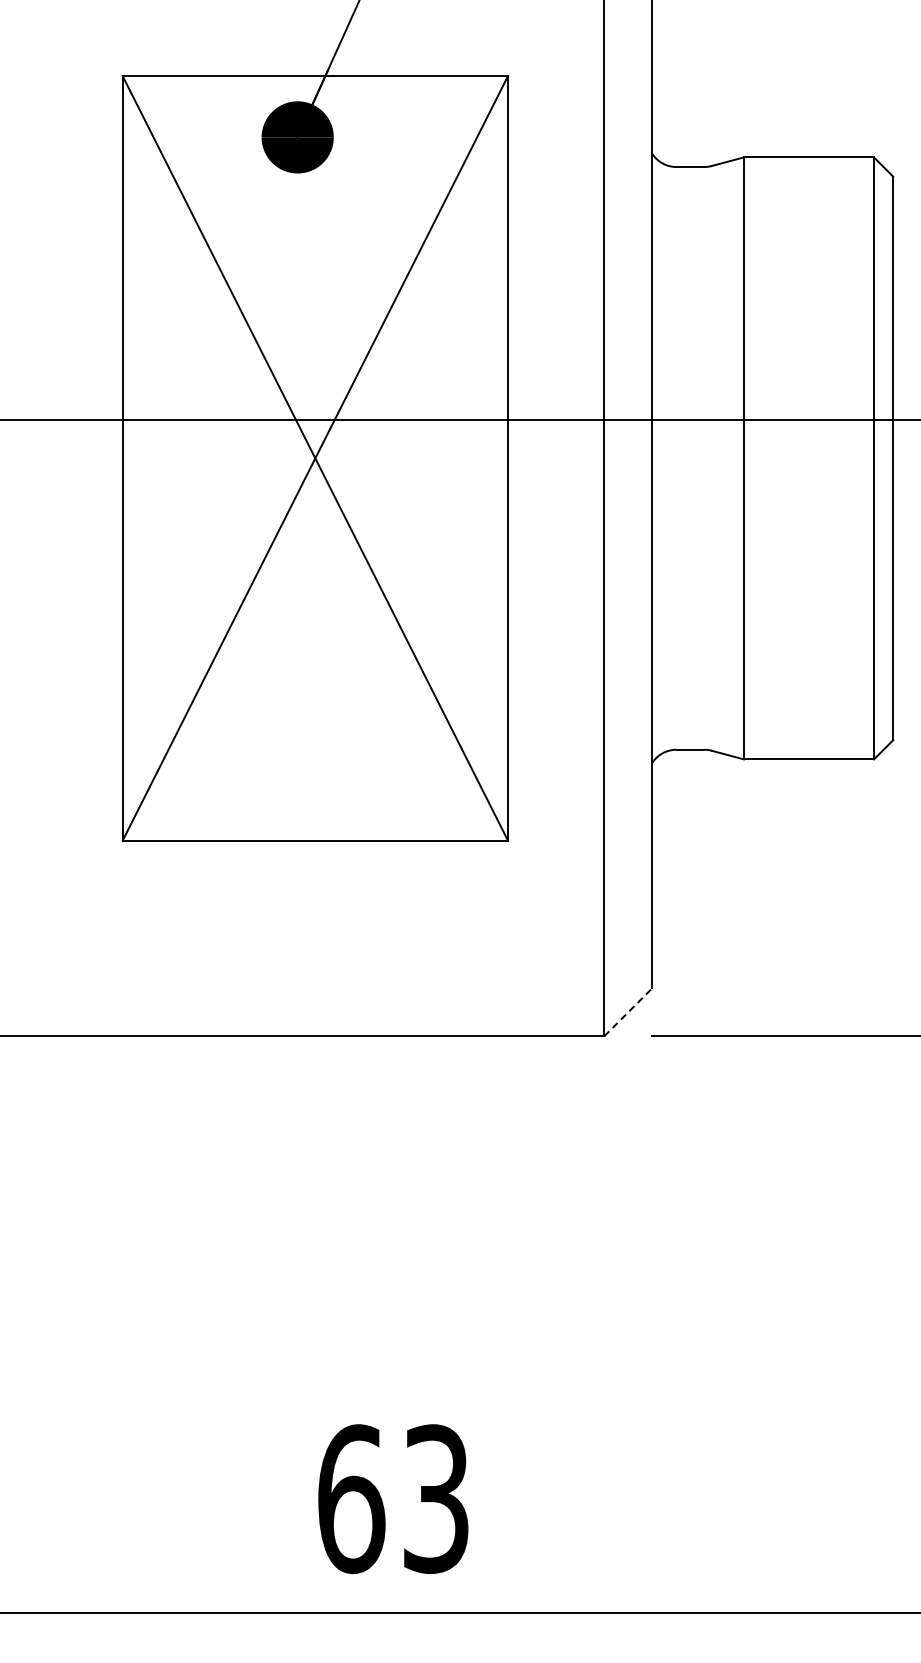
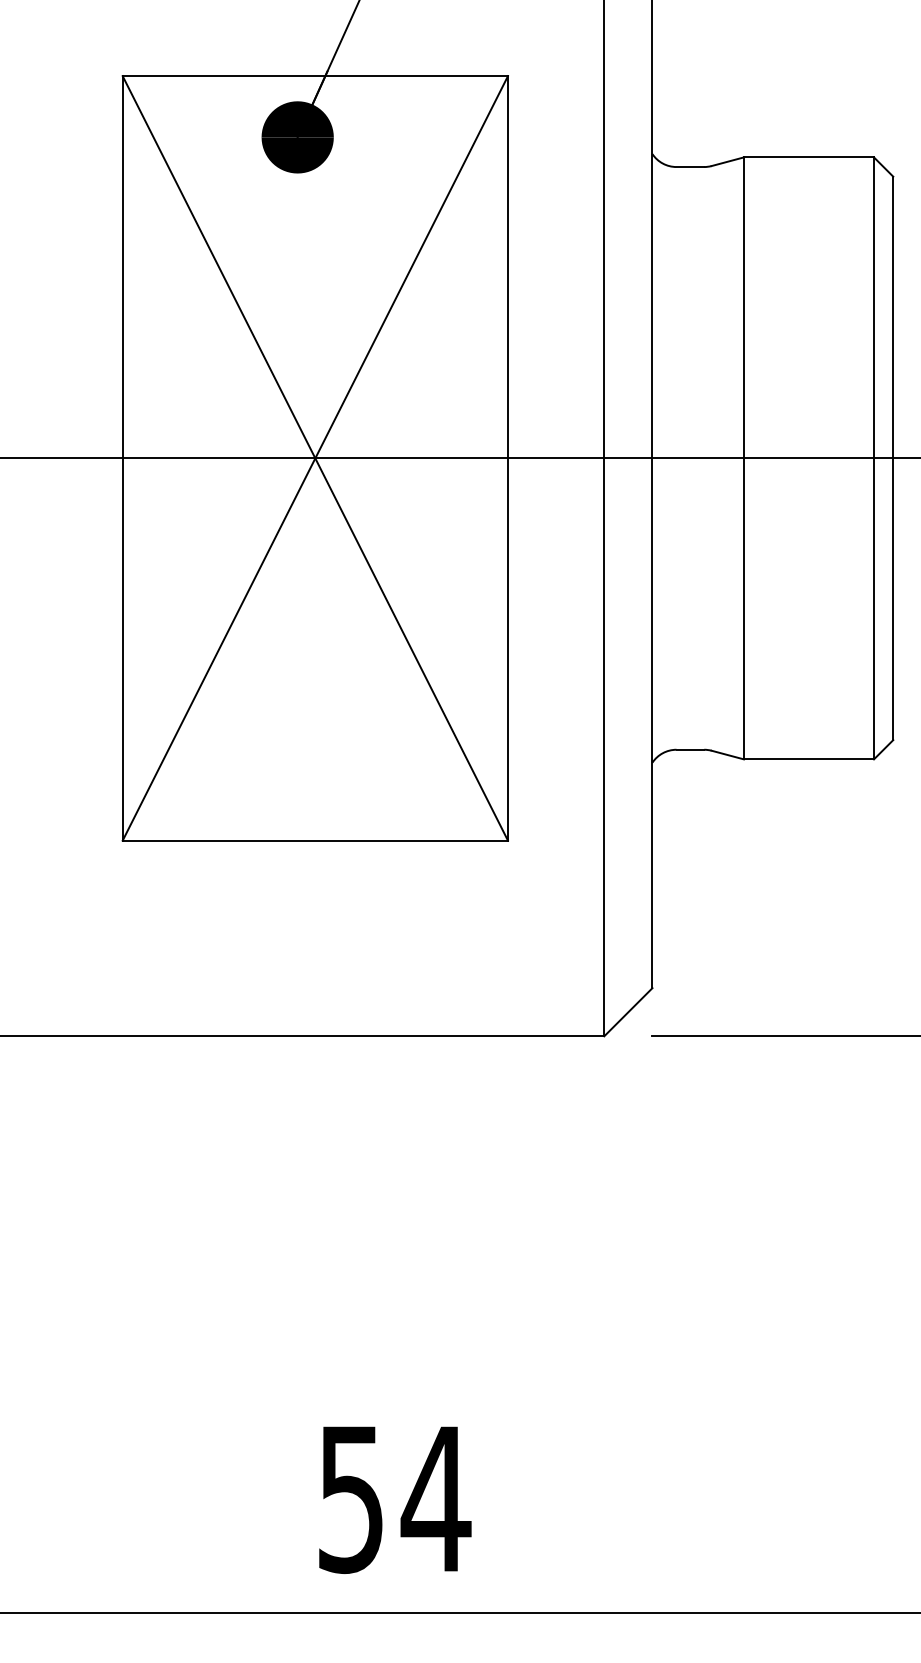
line position: (459, 420) -> (459, 458) (459, 458)
line: dashed -> solid (628, 1011)
text: 63 -> 54 (394, 1499)
